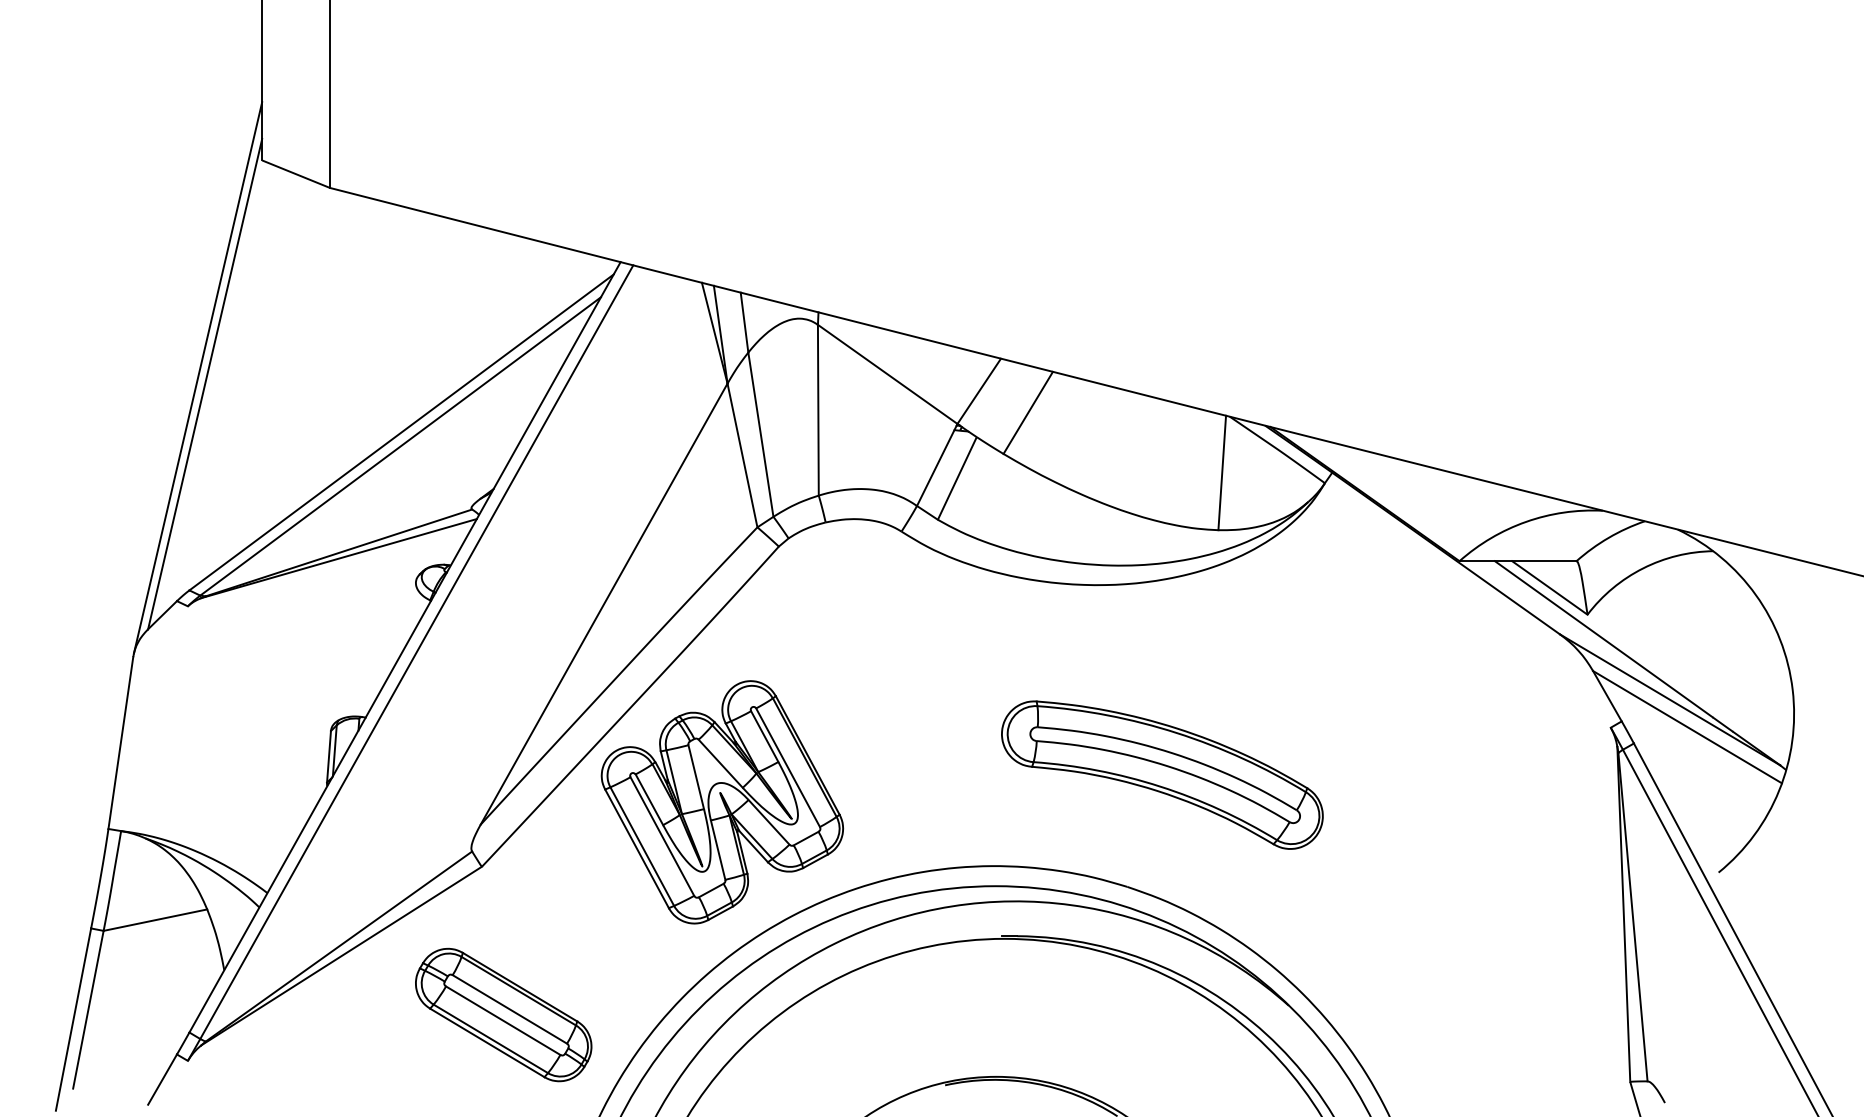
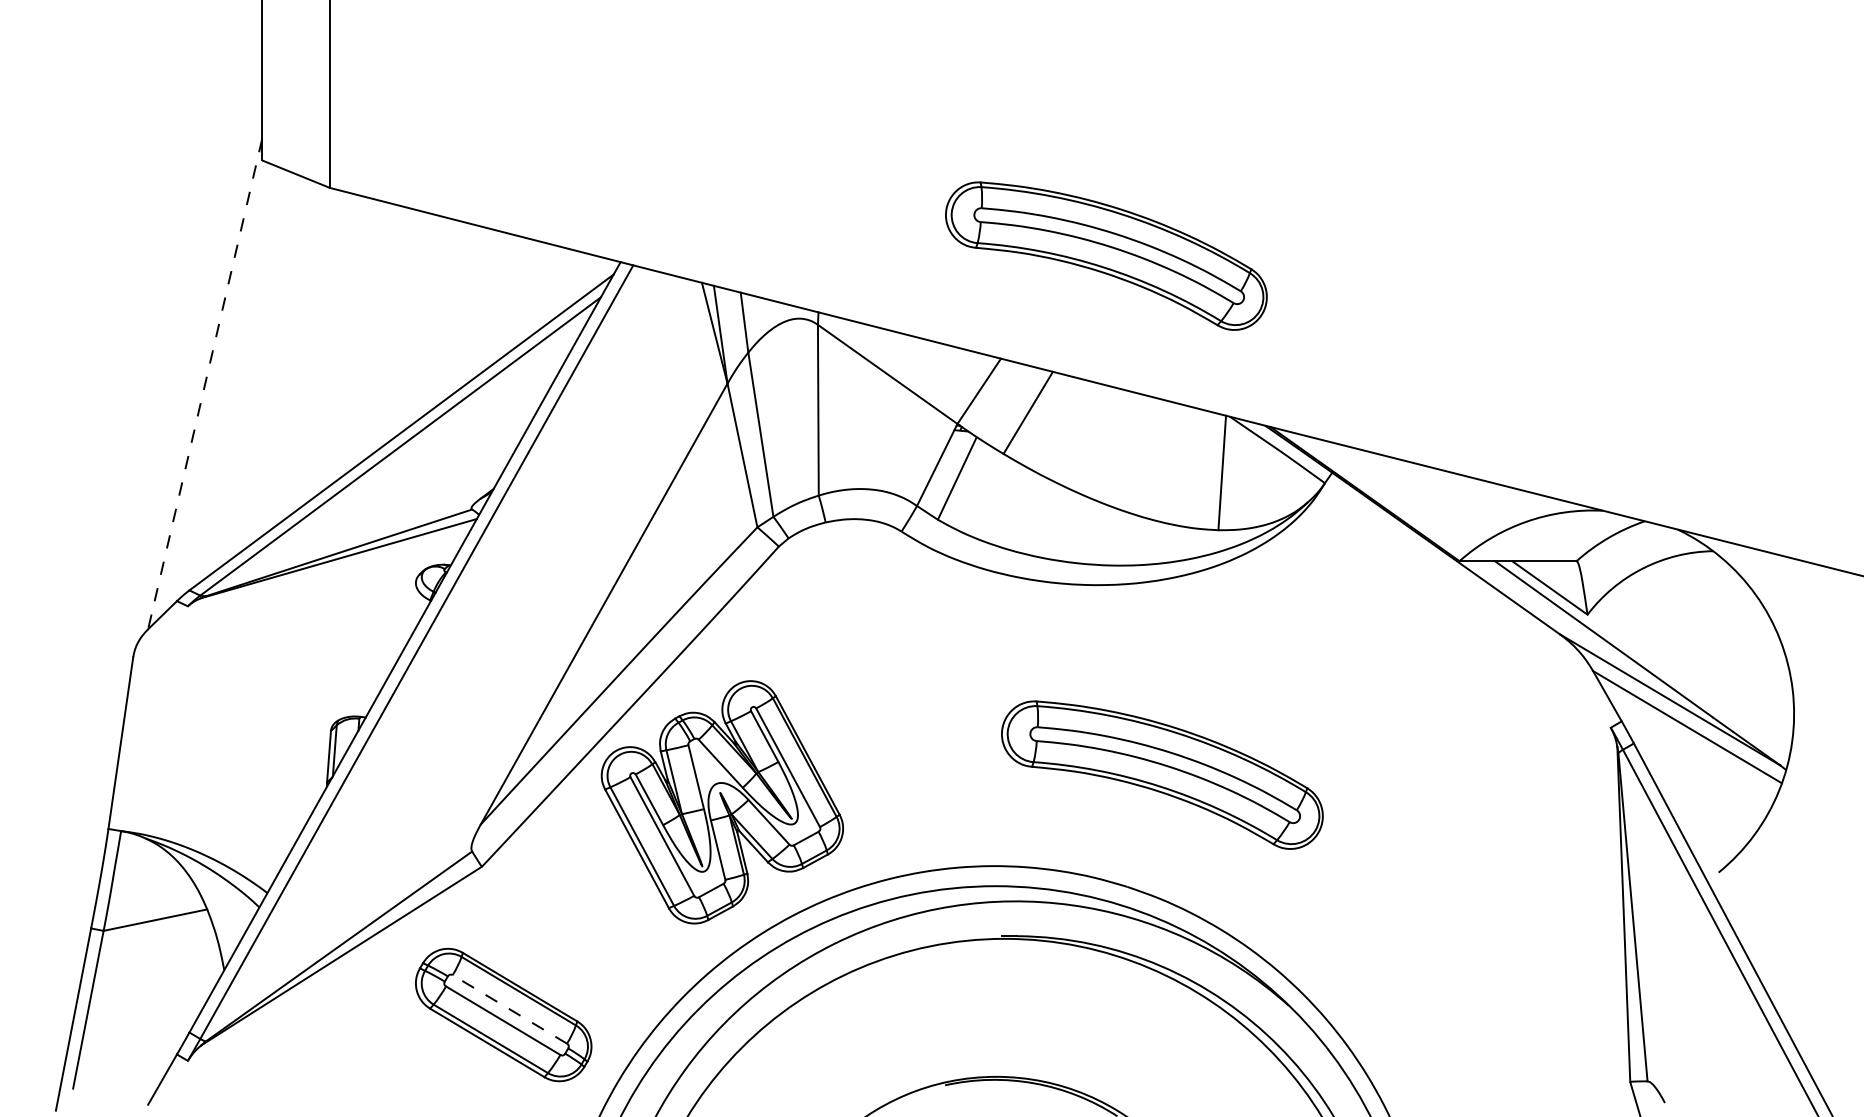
part: none -> present (1106, 255)
line: present -> none (197, 377)
line: solid -> dashed (205, 384)
line: solid -> dashed (509, 1009)
